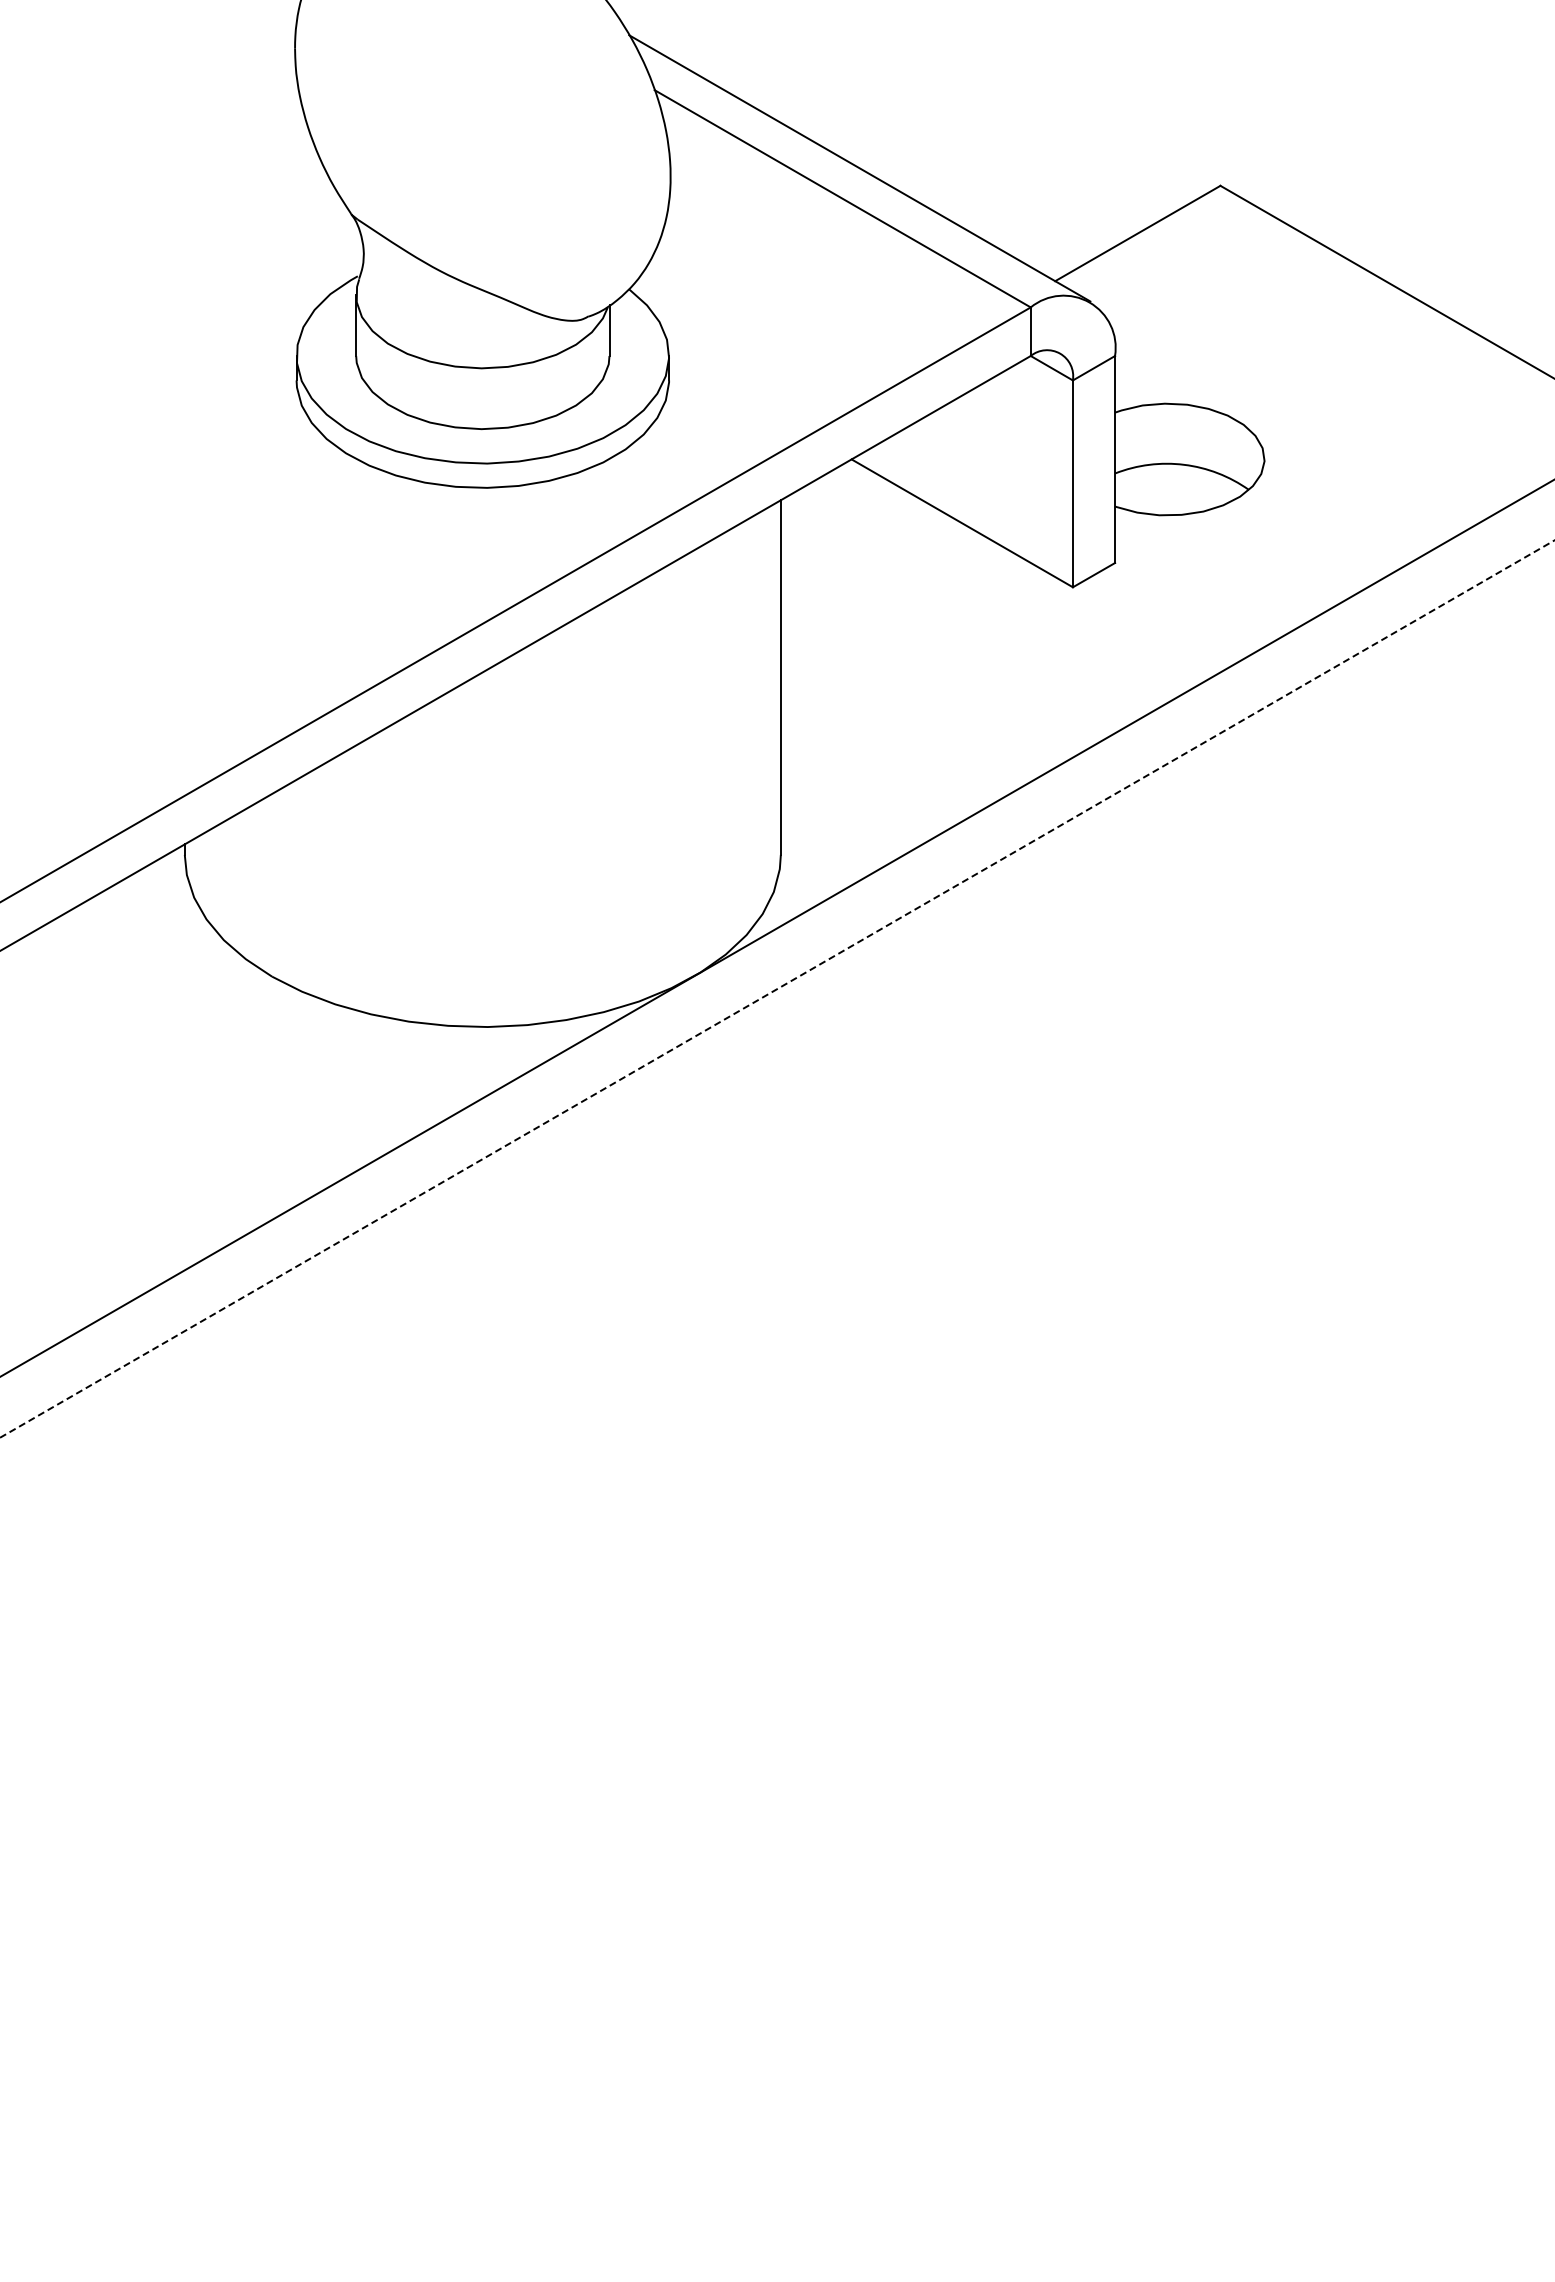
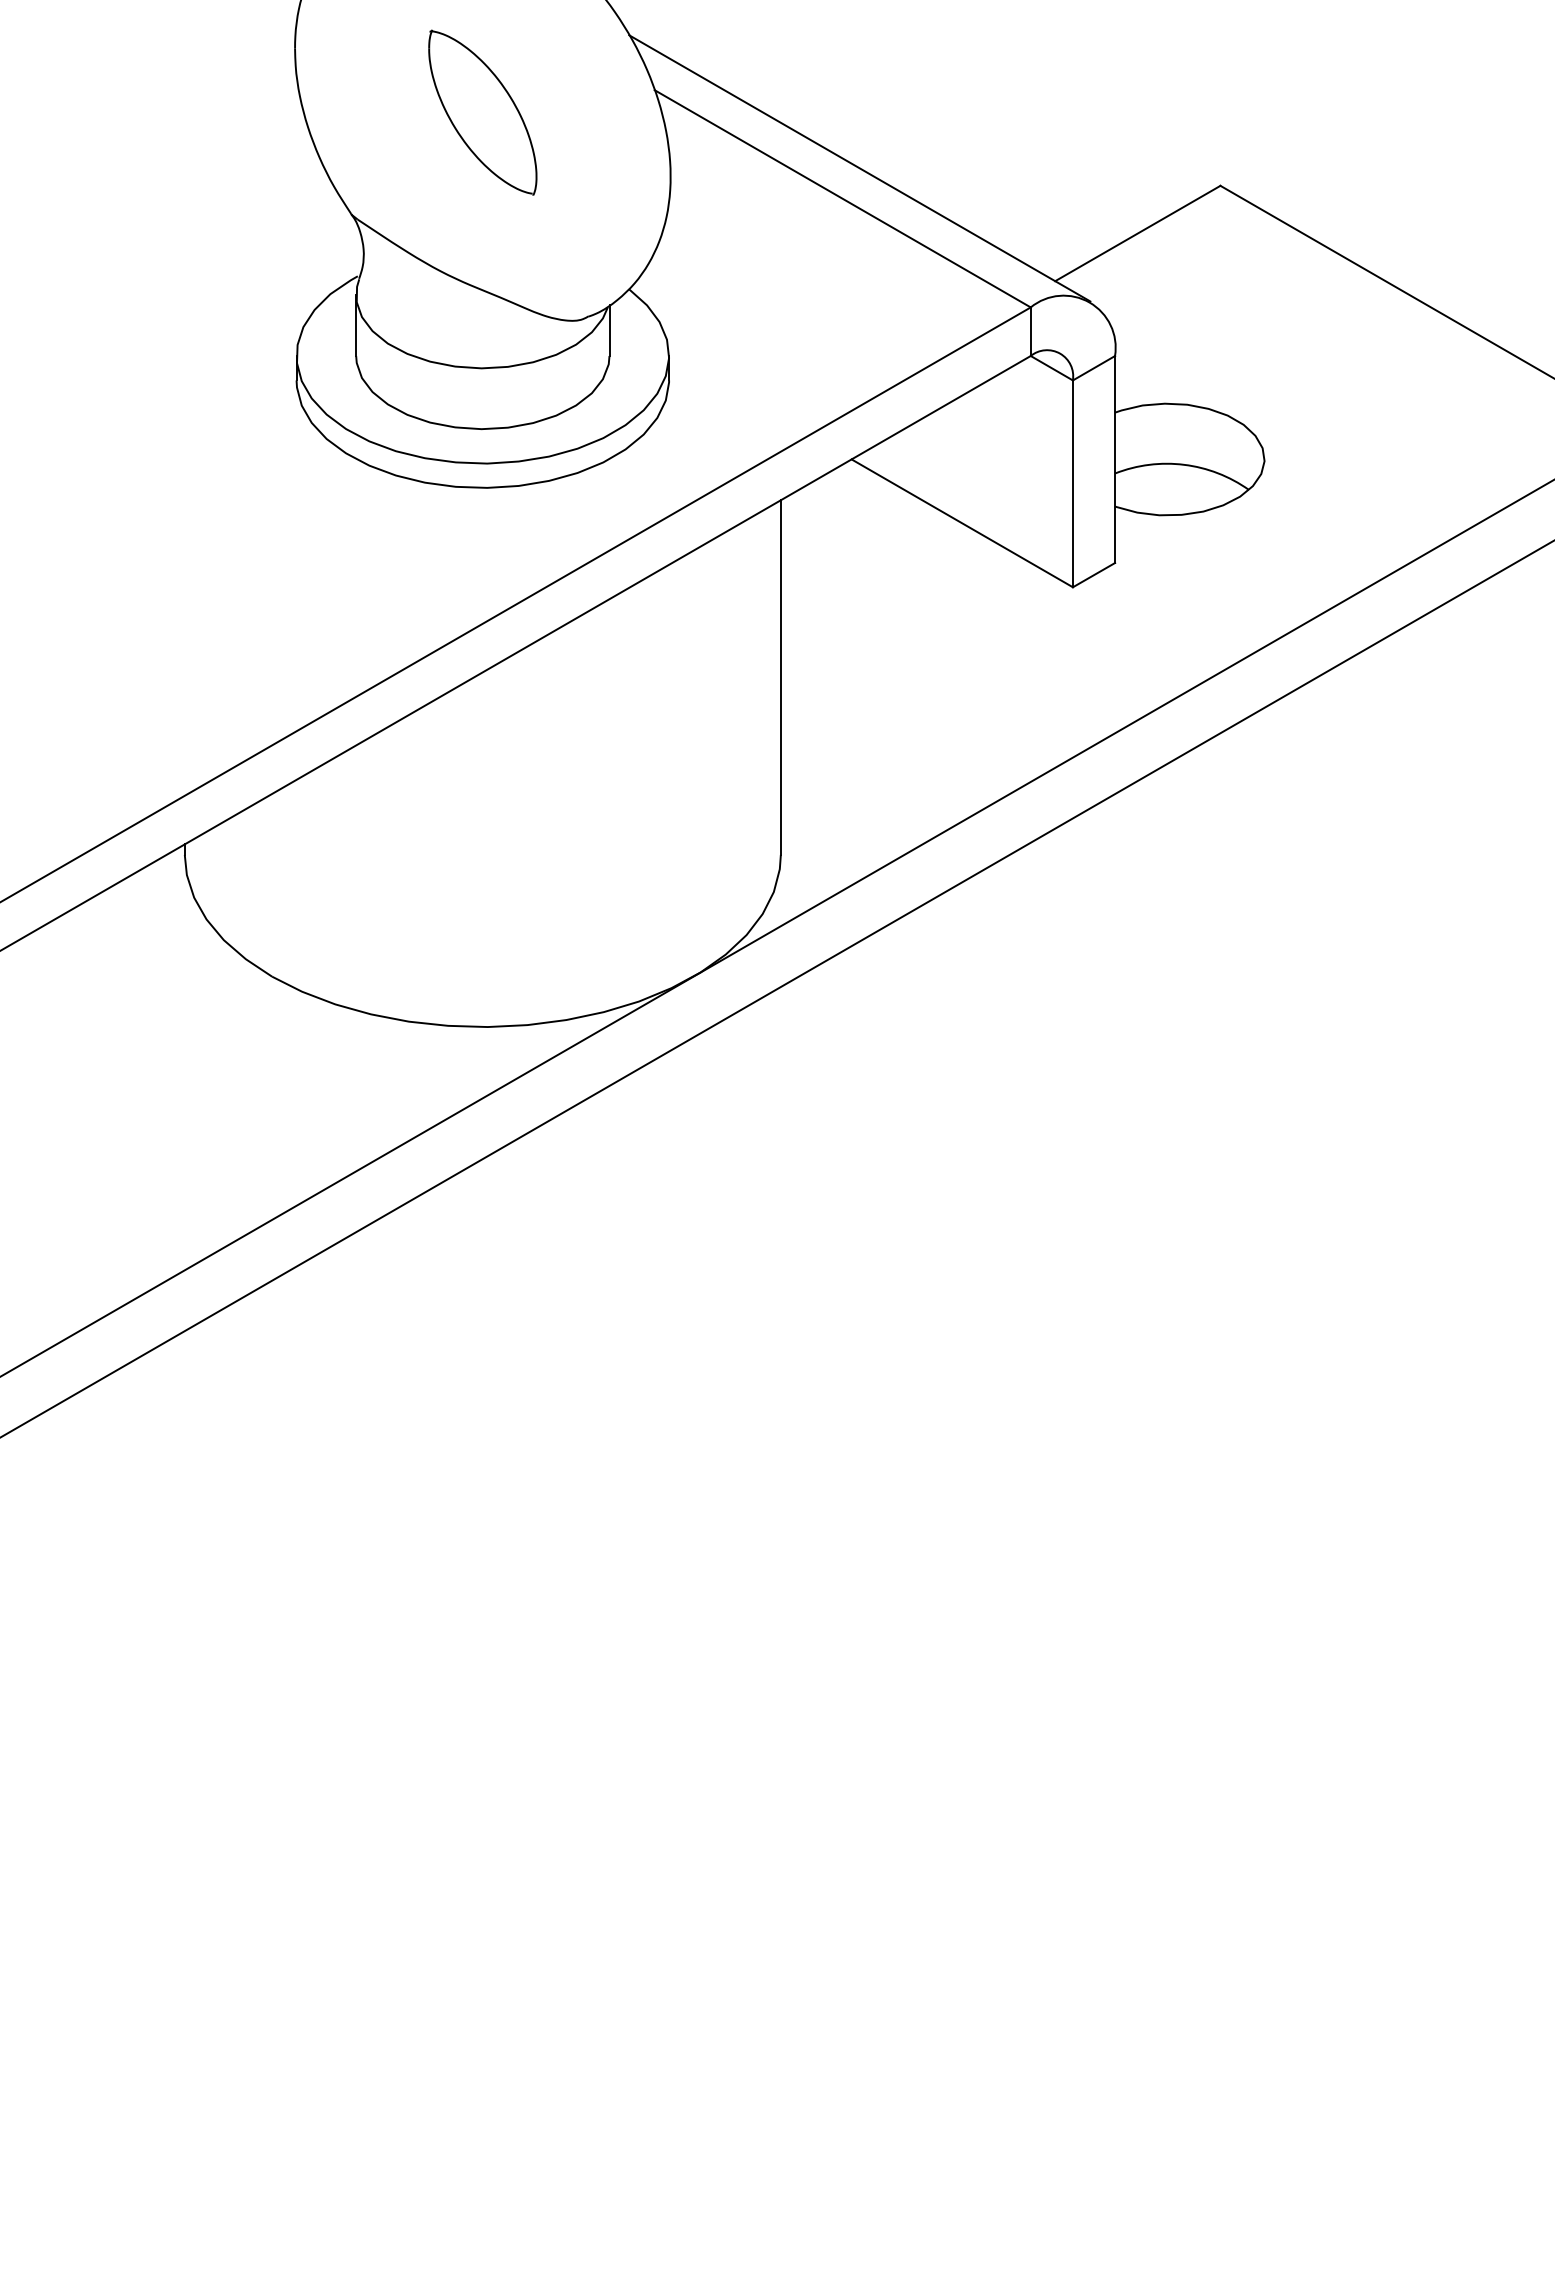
part: none -> present (482, 112)
line: dashed -> solid (778, 988)
